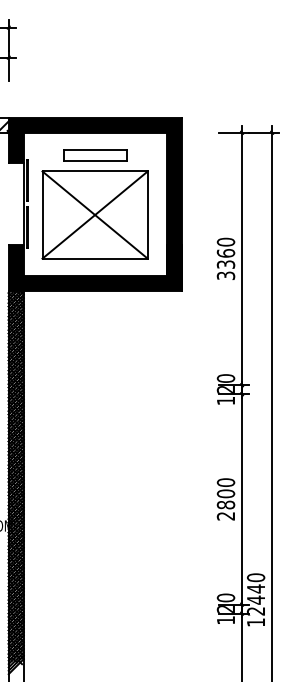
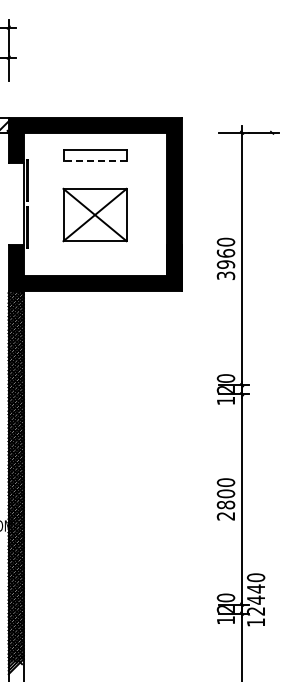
line: solid -> dashed (95, 160)
part size: 108x90 px -> 66x56 px (94, 214)
text: 3360 -> 3960 (225, 264)
line: present -> none (272, 401)
